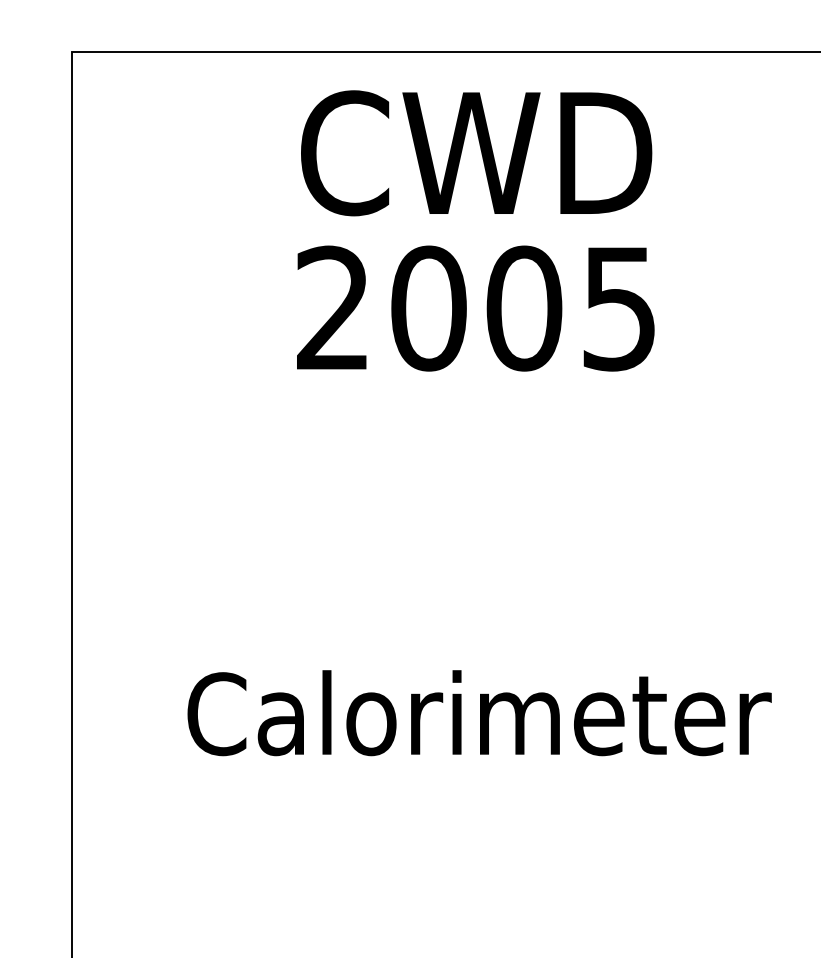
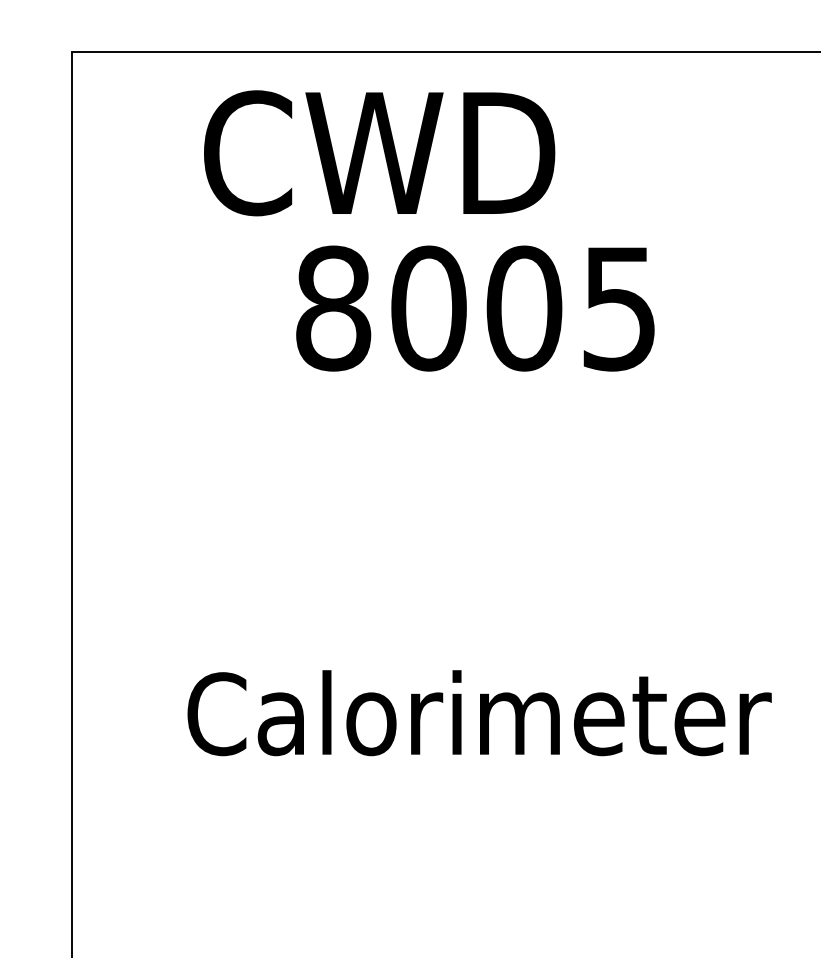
text position: (476, 153) -> (379, 153) (379, 153)
text: 2005 -> 8005 (333, 308)
